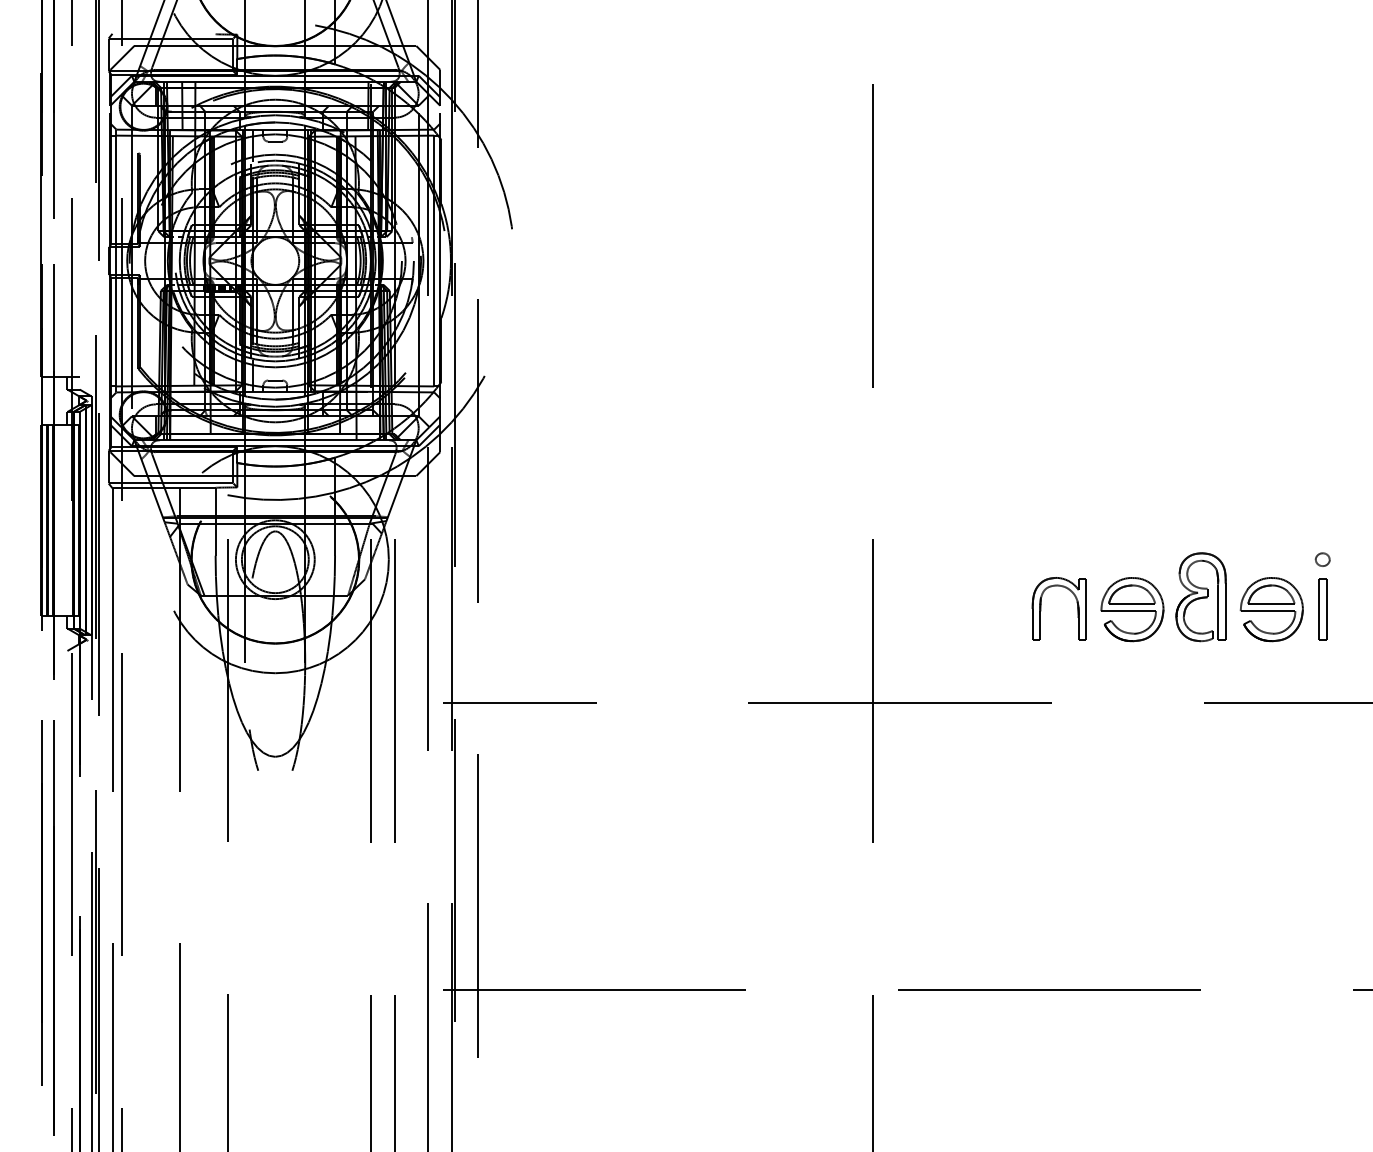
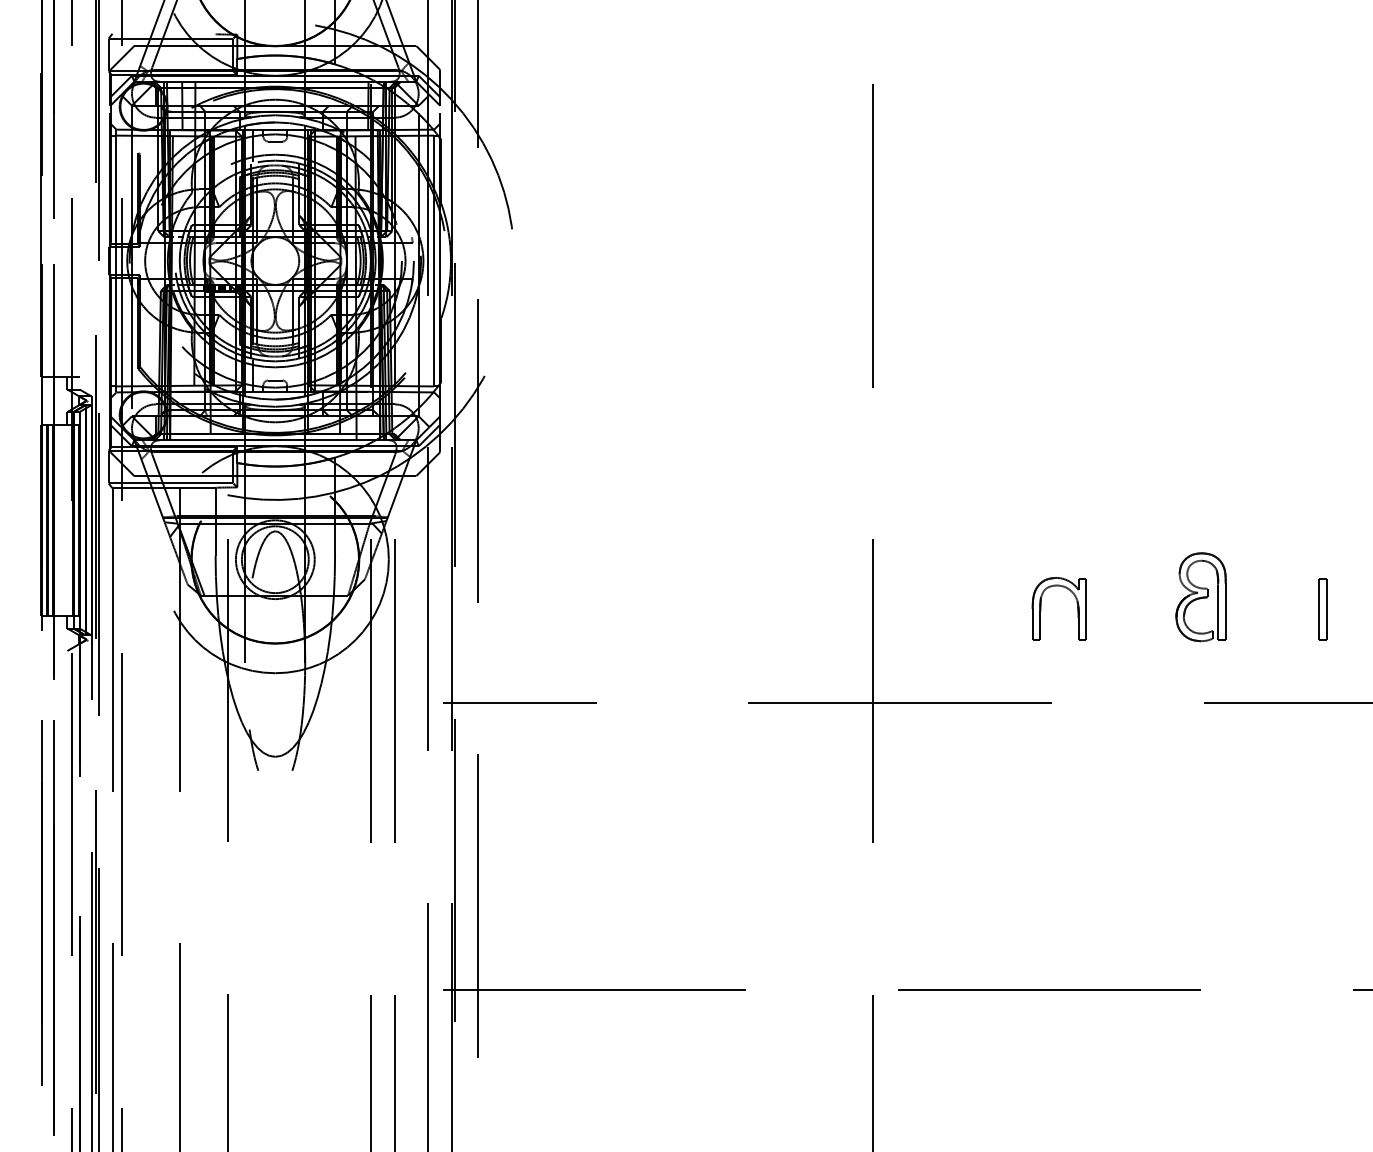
part: present -> none (1322, 559)
part: present -> none (1132, 609)
part: present -> none (1271, 609)
